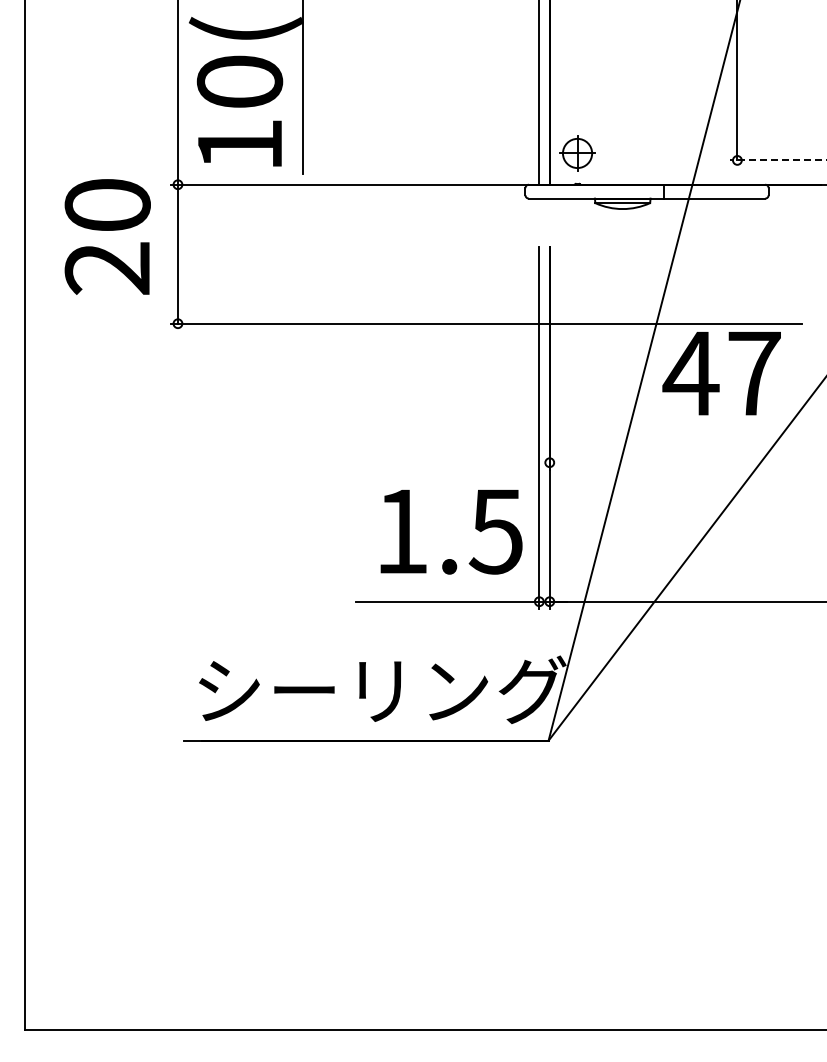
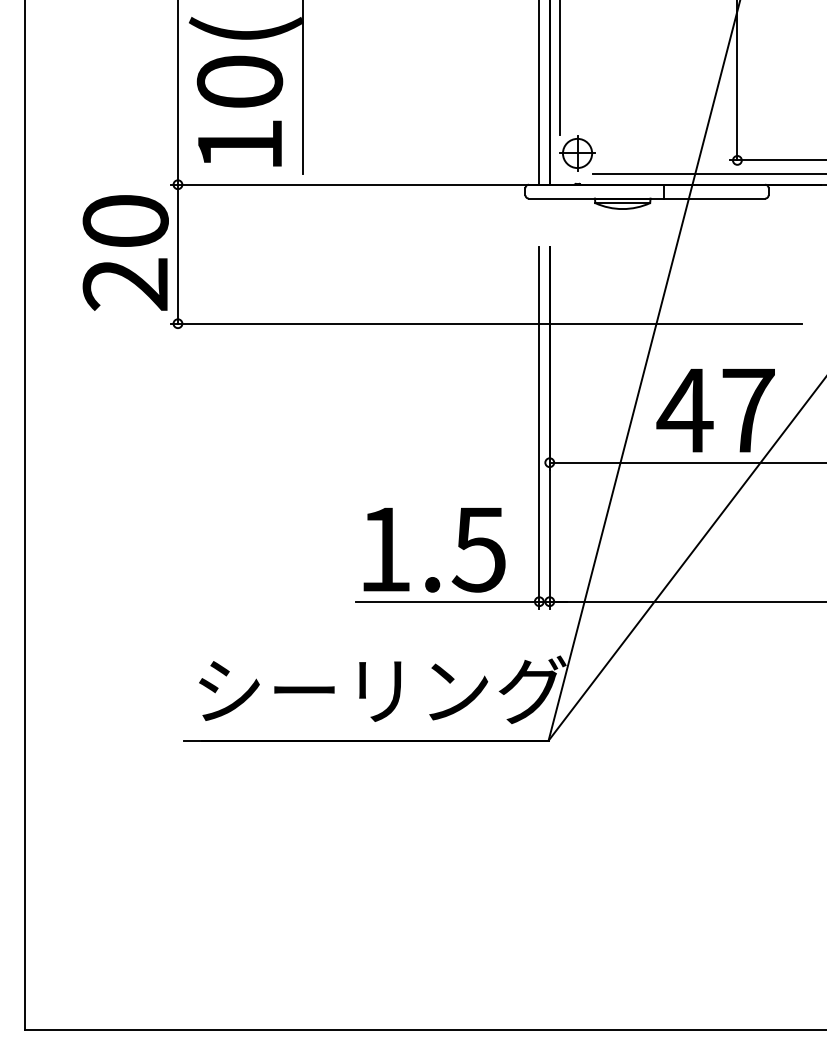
line: none -> present (560, 68)
line: dashed -> solid (778, 160)
line: none -> present (708, 174)
text position: (107, 236) -> (125, 252) (125, 252)
text position: (721, 373) -> (715, 410) (715, 410)
line: none -> present (686, 462)
text position: (451, 532) -> (434, 550) (434, 550)
